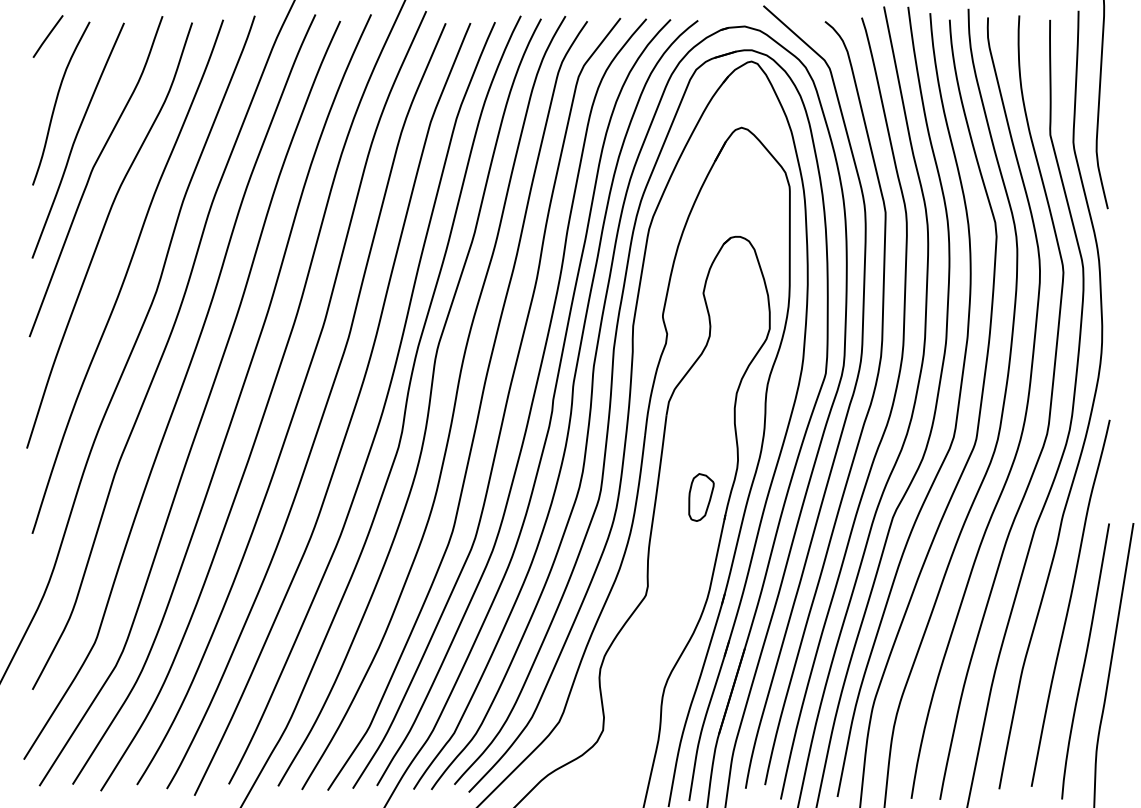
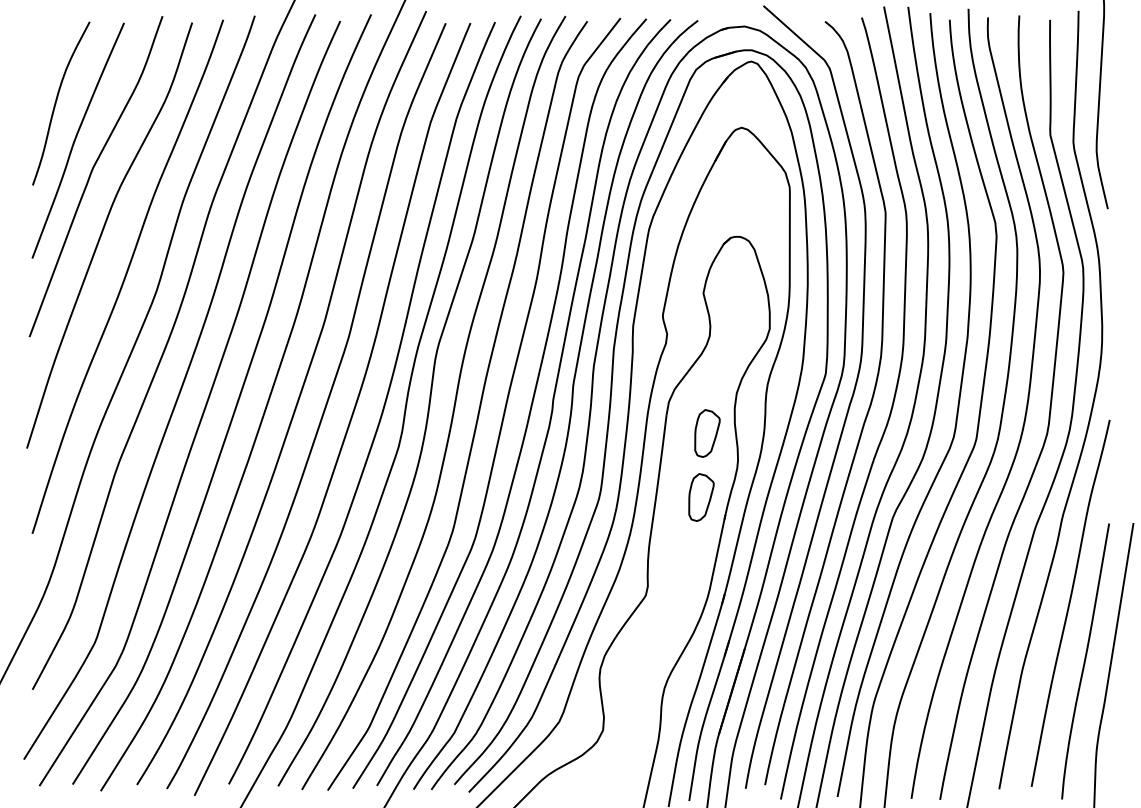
line: present -> none (47, 36)
part: none -> present (707, 433)
